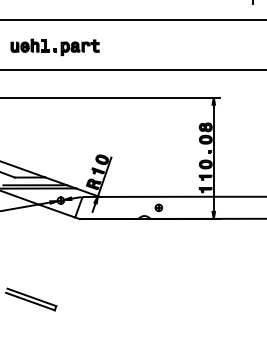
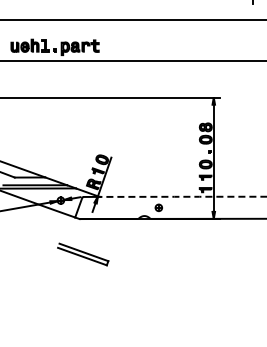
line position: (132, 69) -> (132, 60) (132, 60)
arc: solid -> dashed (183, 196)
part position: (31, 299) -> (83, 254) (83, 254)
